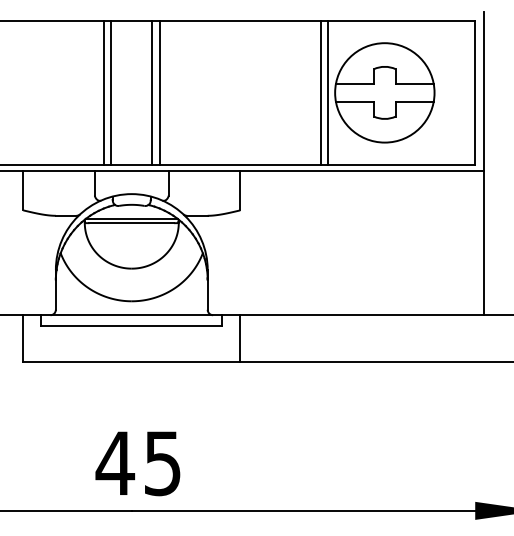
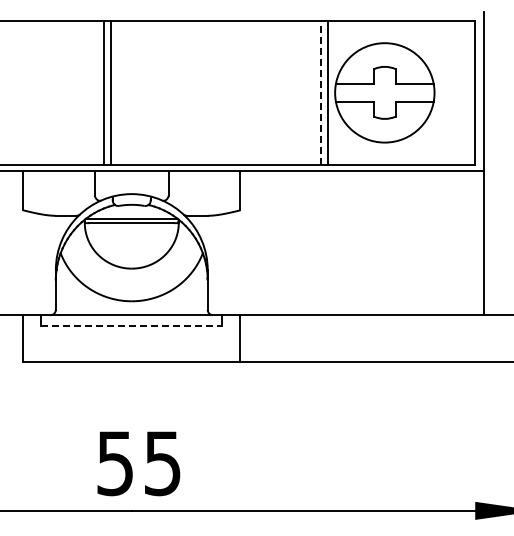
line: present -> none (152, 92)
line: present -> none (159, 92)
line: solid -> dashed (320, 92)
line: solid -> dashed (132, 326)
text: 45 -> 55 (115, 463)
